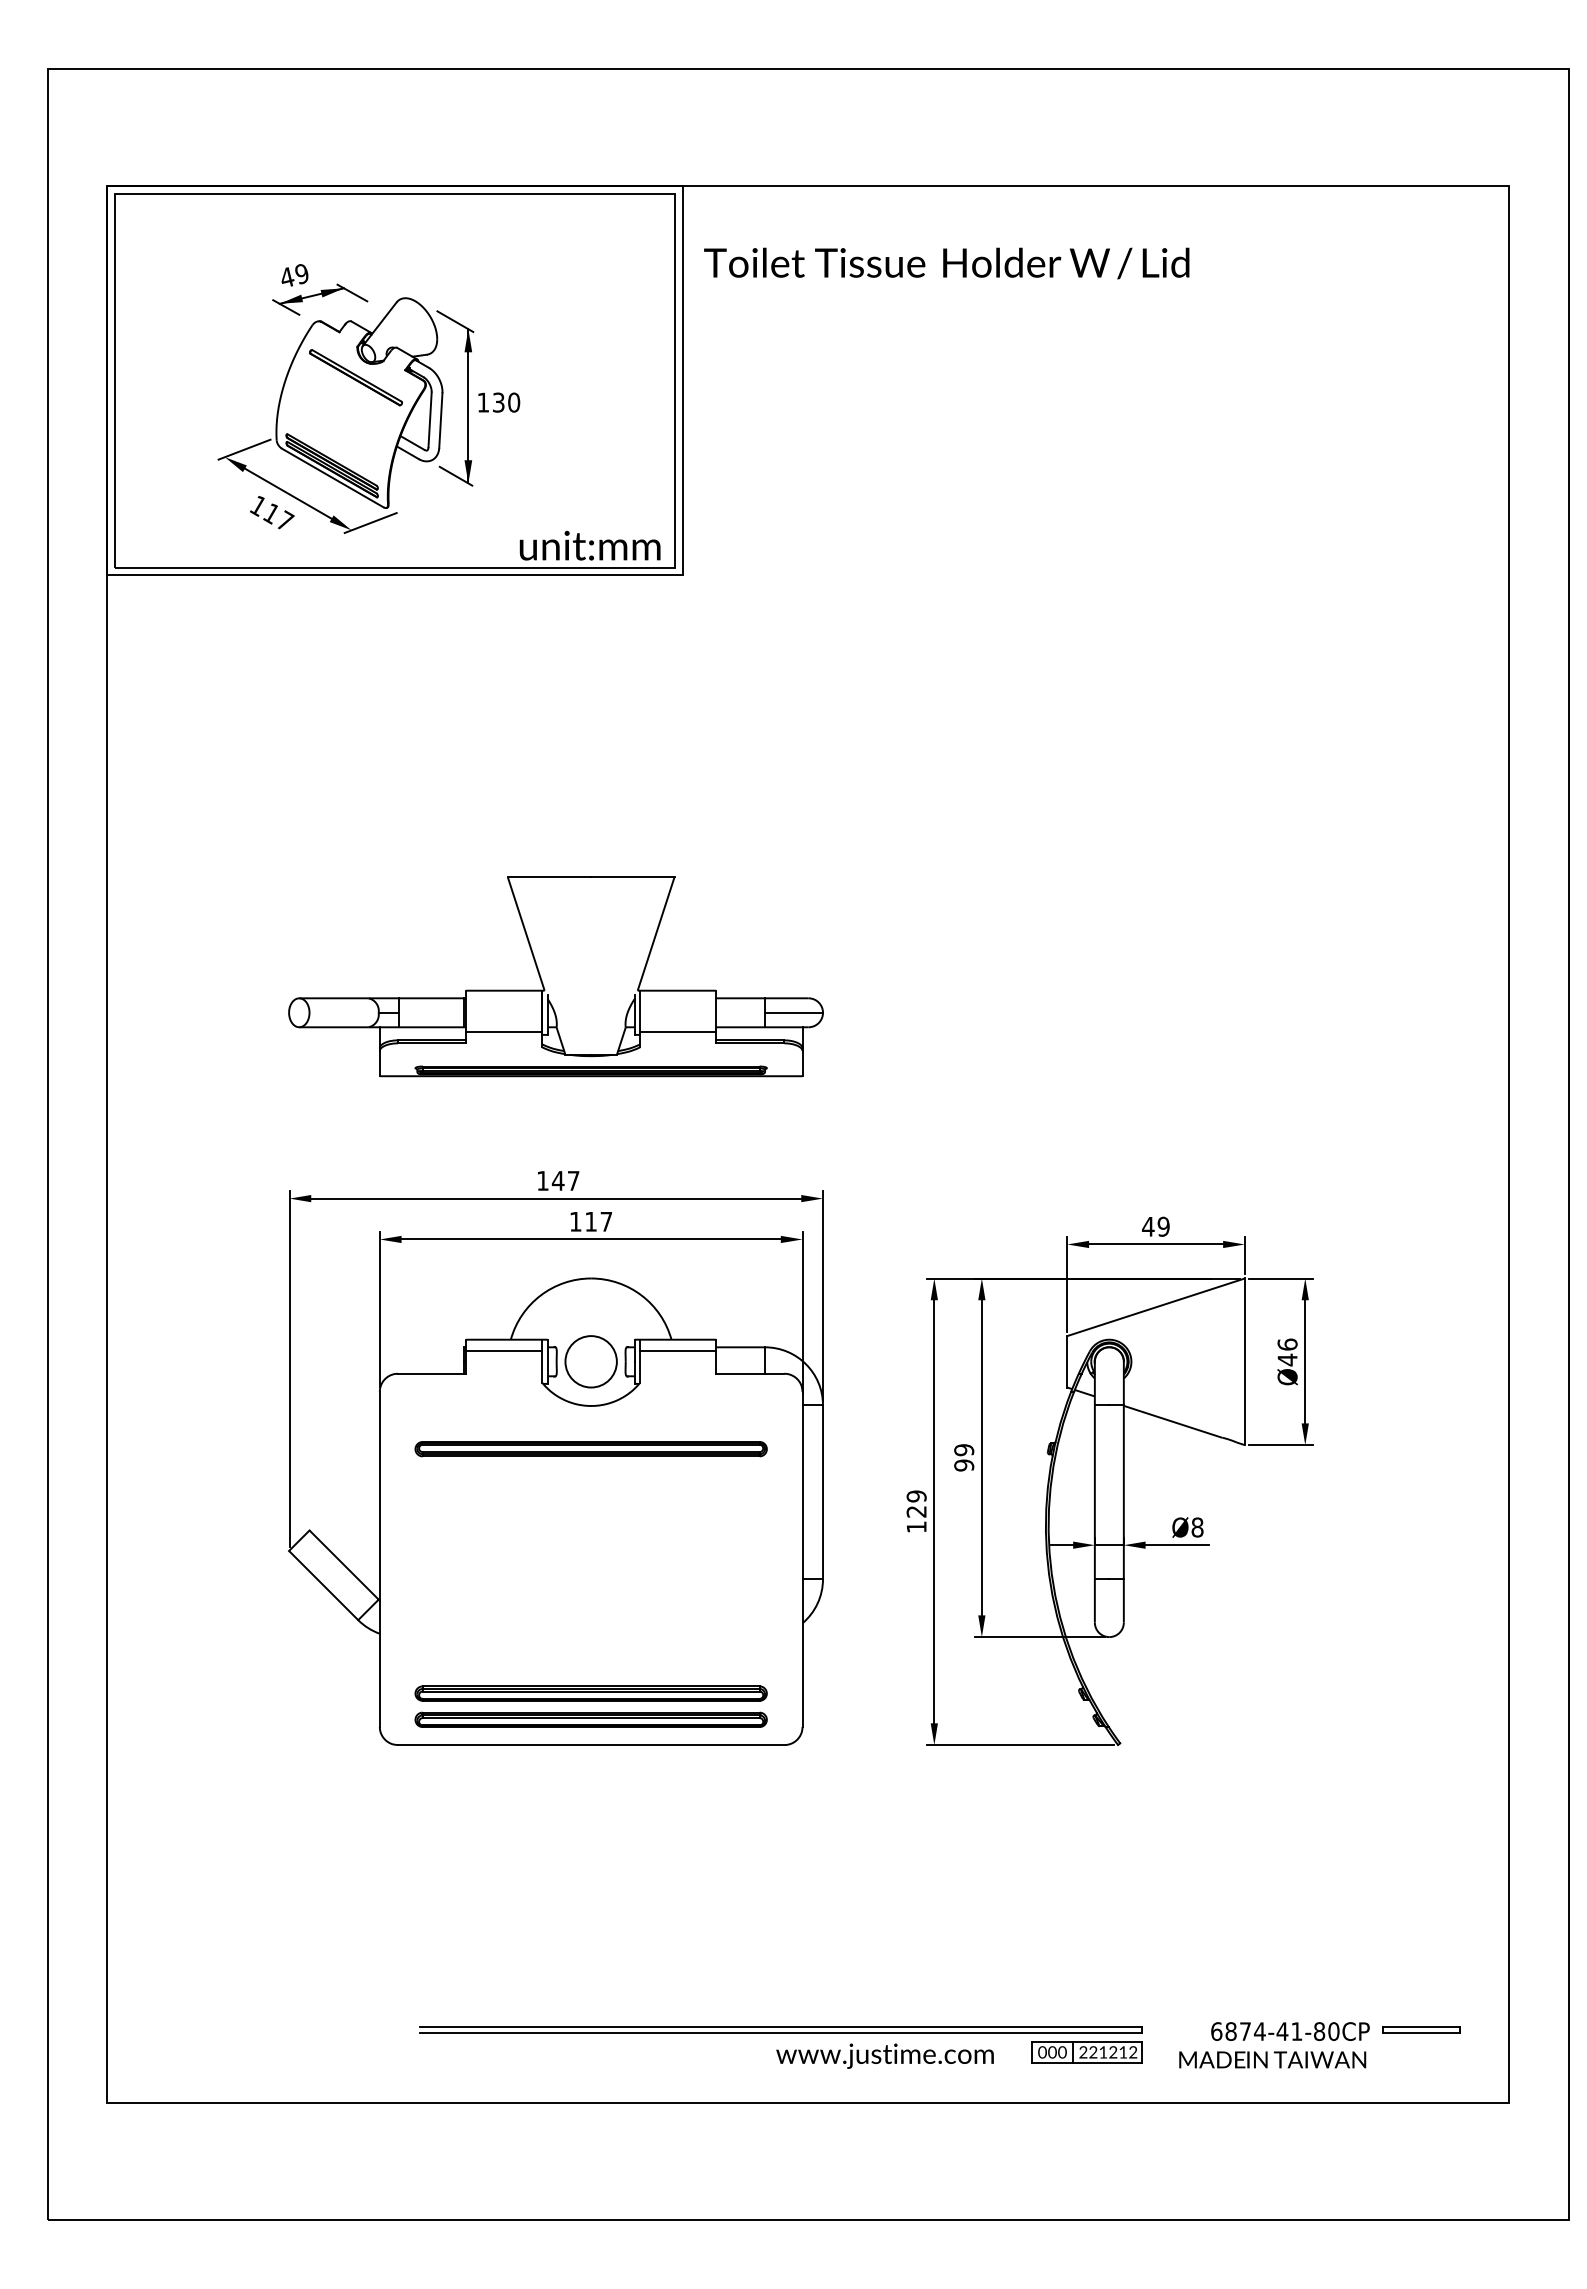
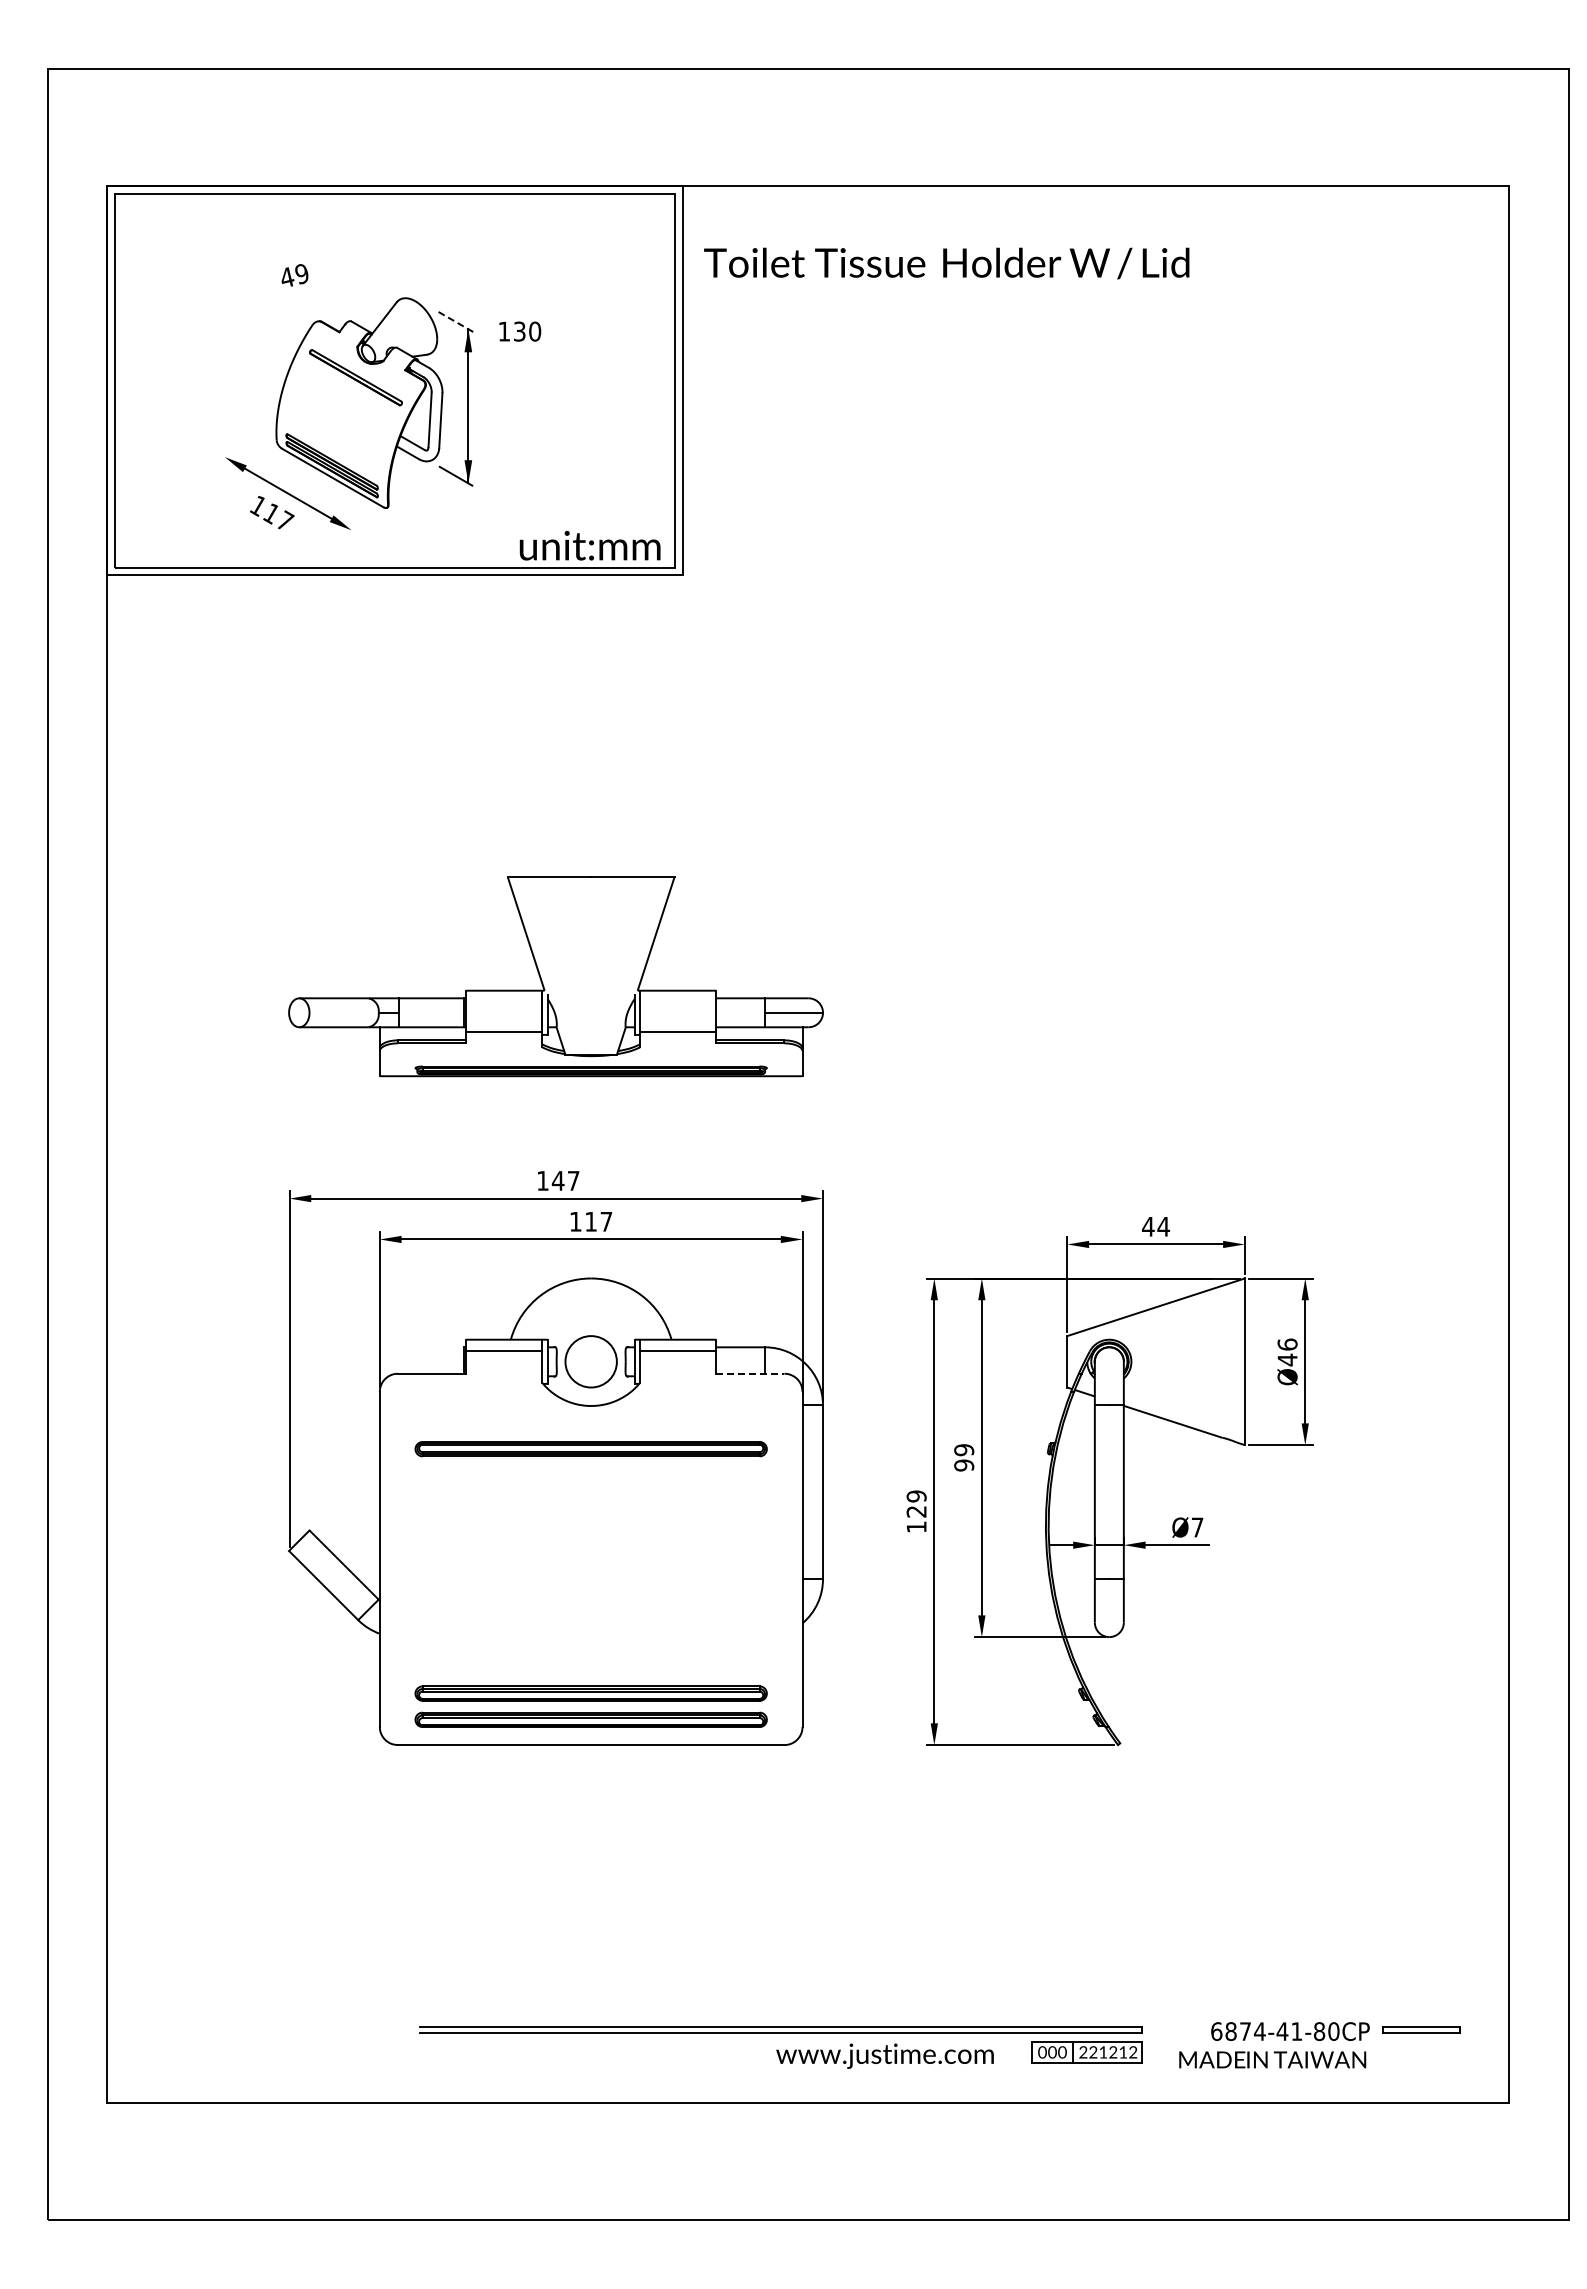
part: present -> none (320, 299)
line: solid -> dashed (455, 321)
text position: (499, 402) -> (520, 331) (520, 331)
line: present -> none (244, 449)
line: present -> none (370, 523)
text: 49 -> 44 (1163, 1226)
line: solid -> dashed (750, 1373)
text: Ø8 -> Ø7 (1197, 1527)
